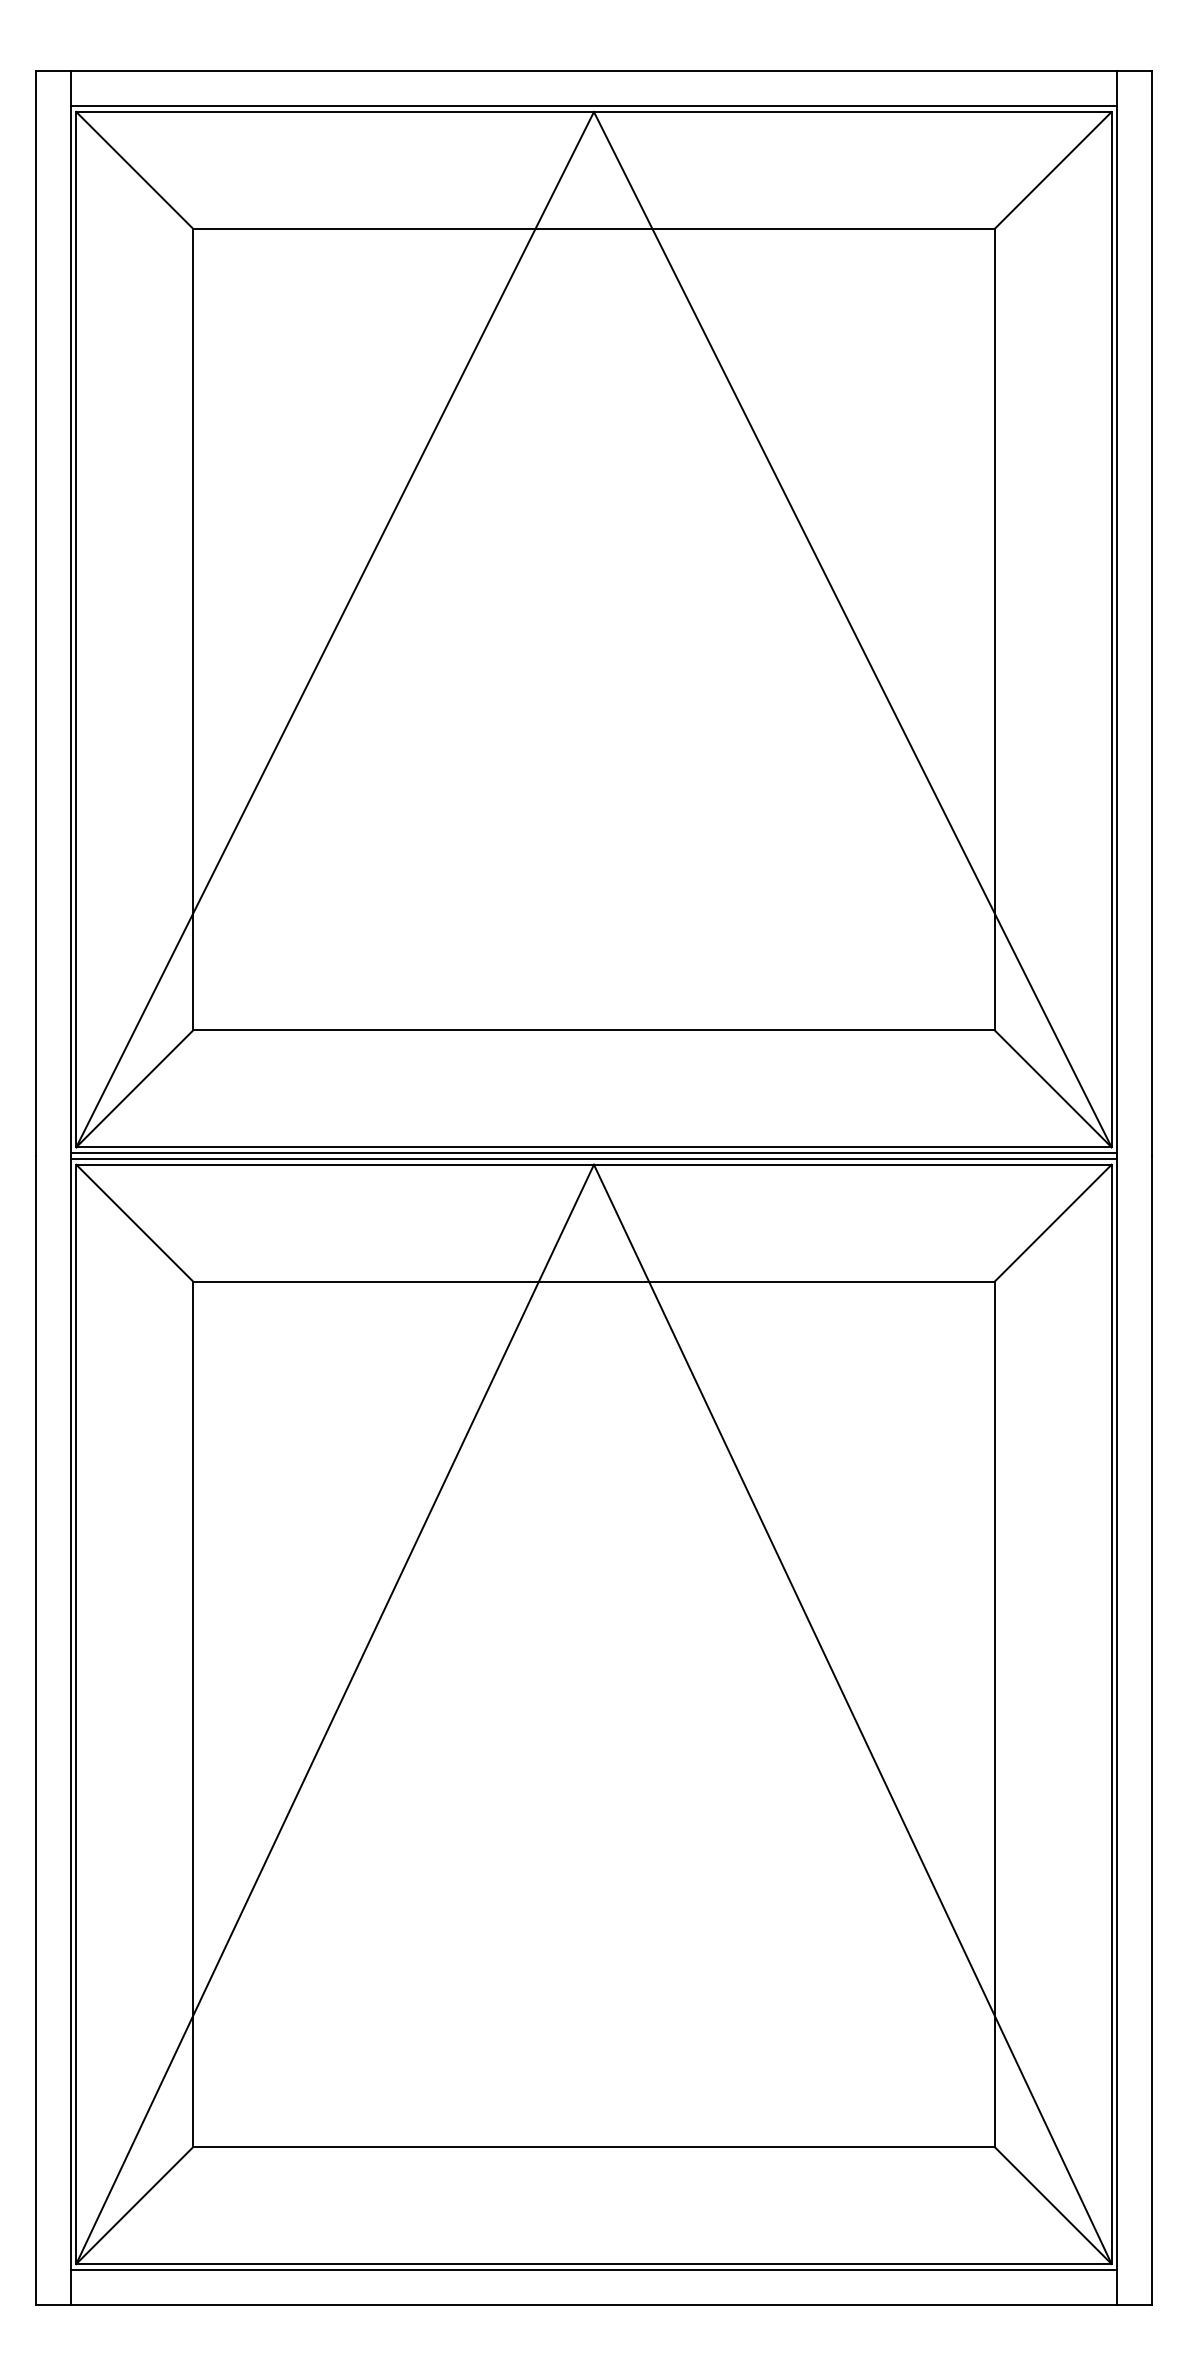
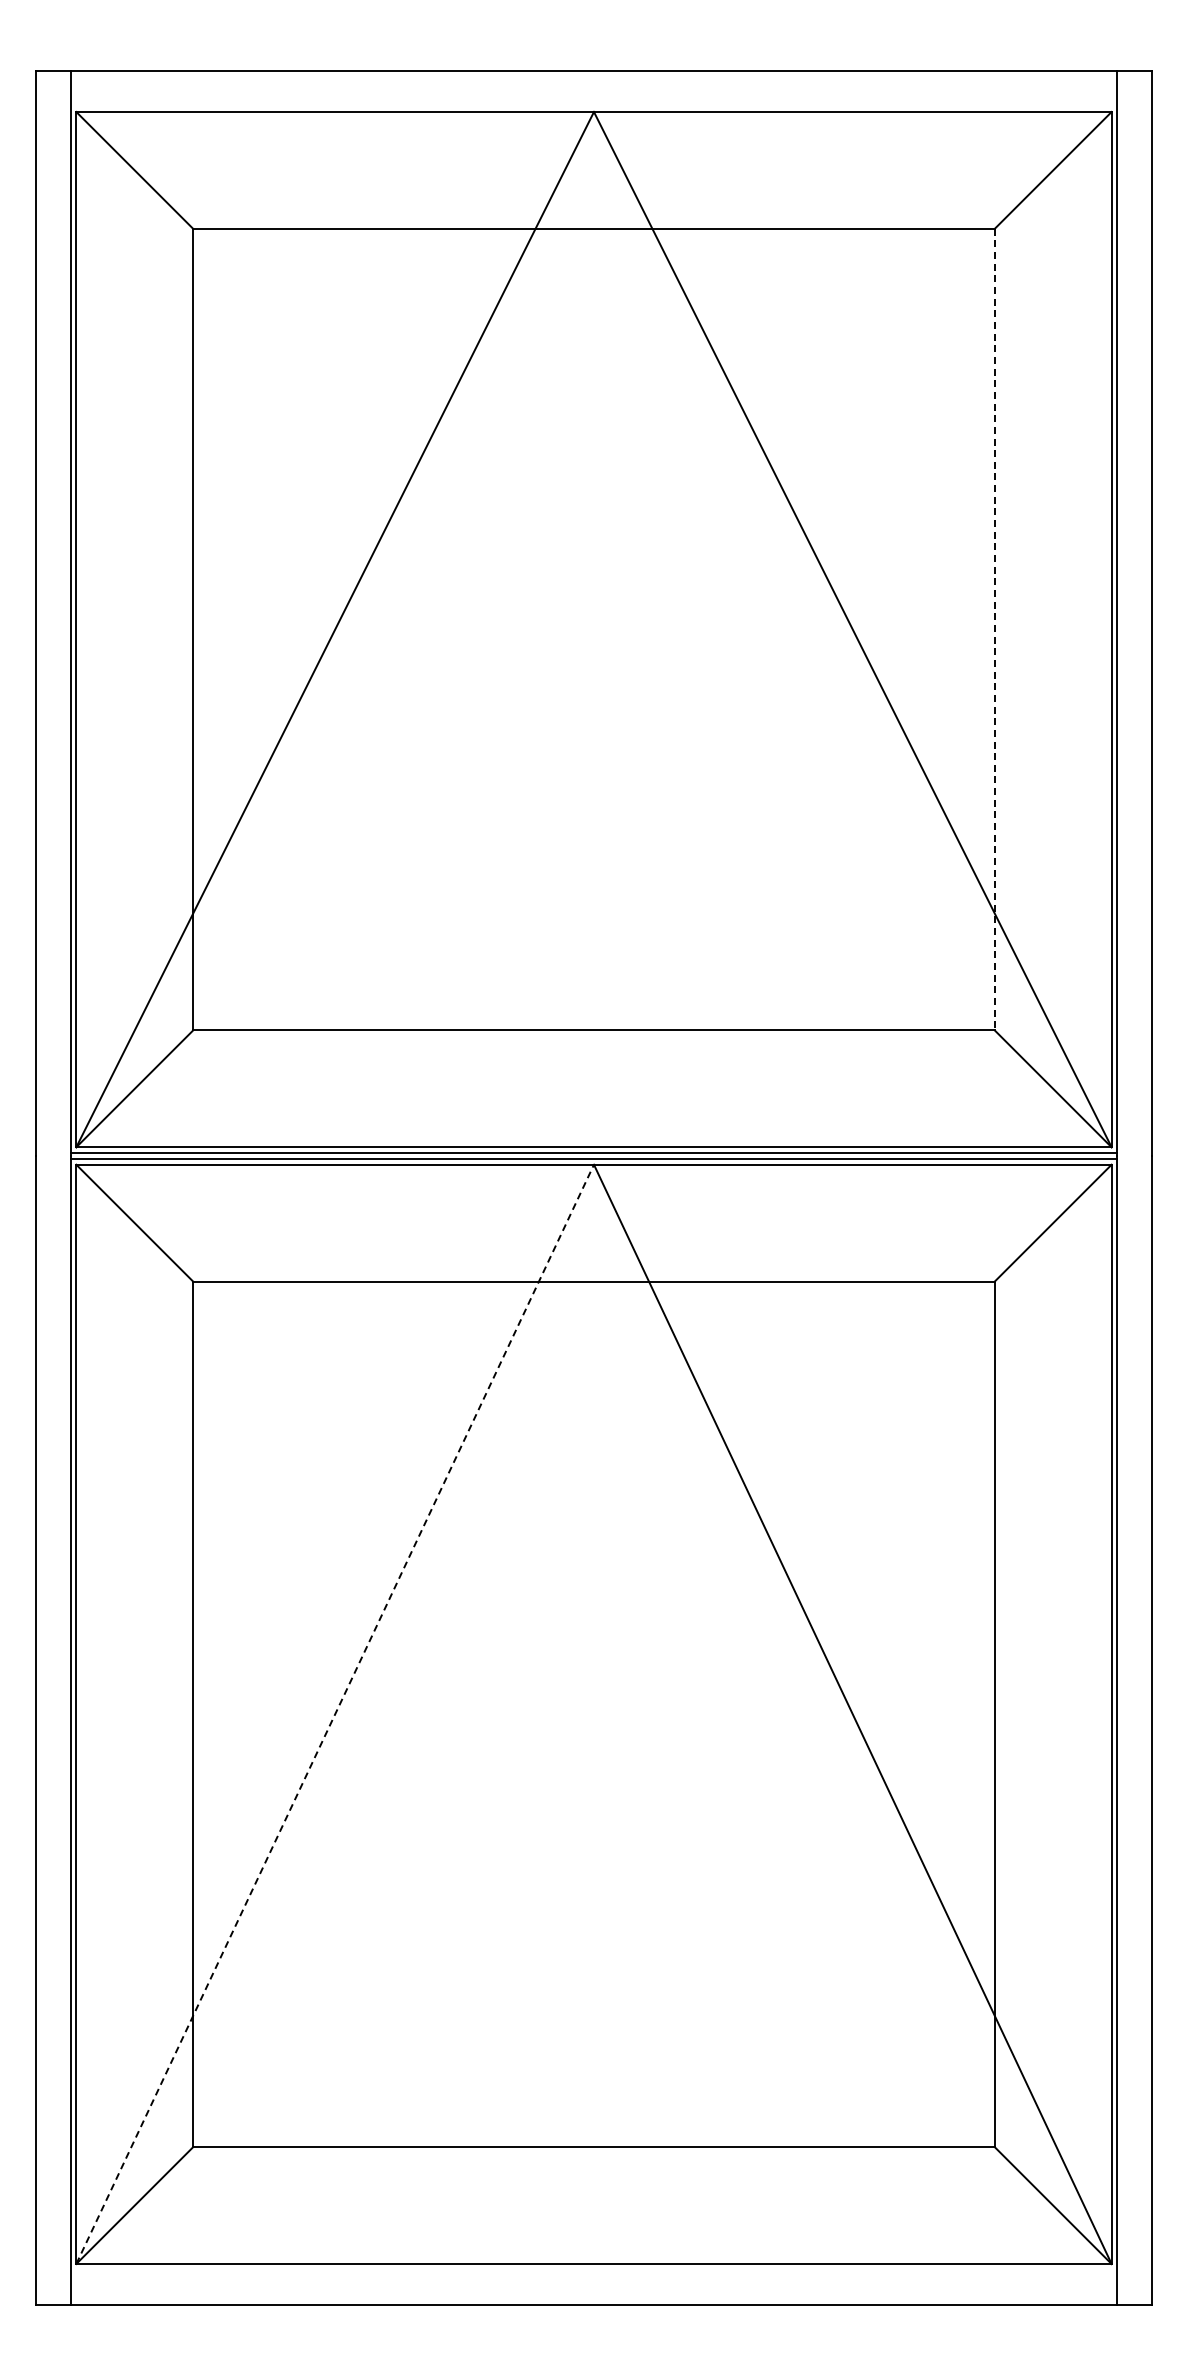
line: present -> none (593, 106)
line: solid -> dashed (994, 629)
line: solid -> dashed (335, 1714)
line: present -> none (593, 2269)
